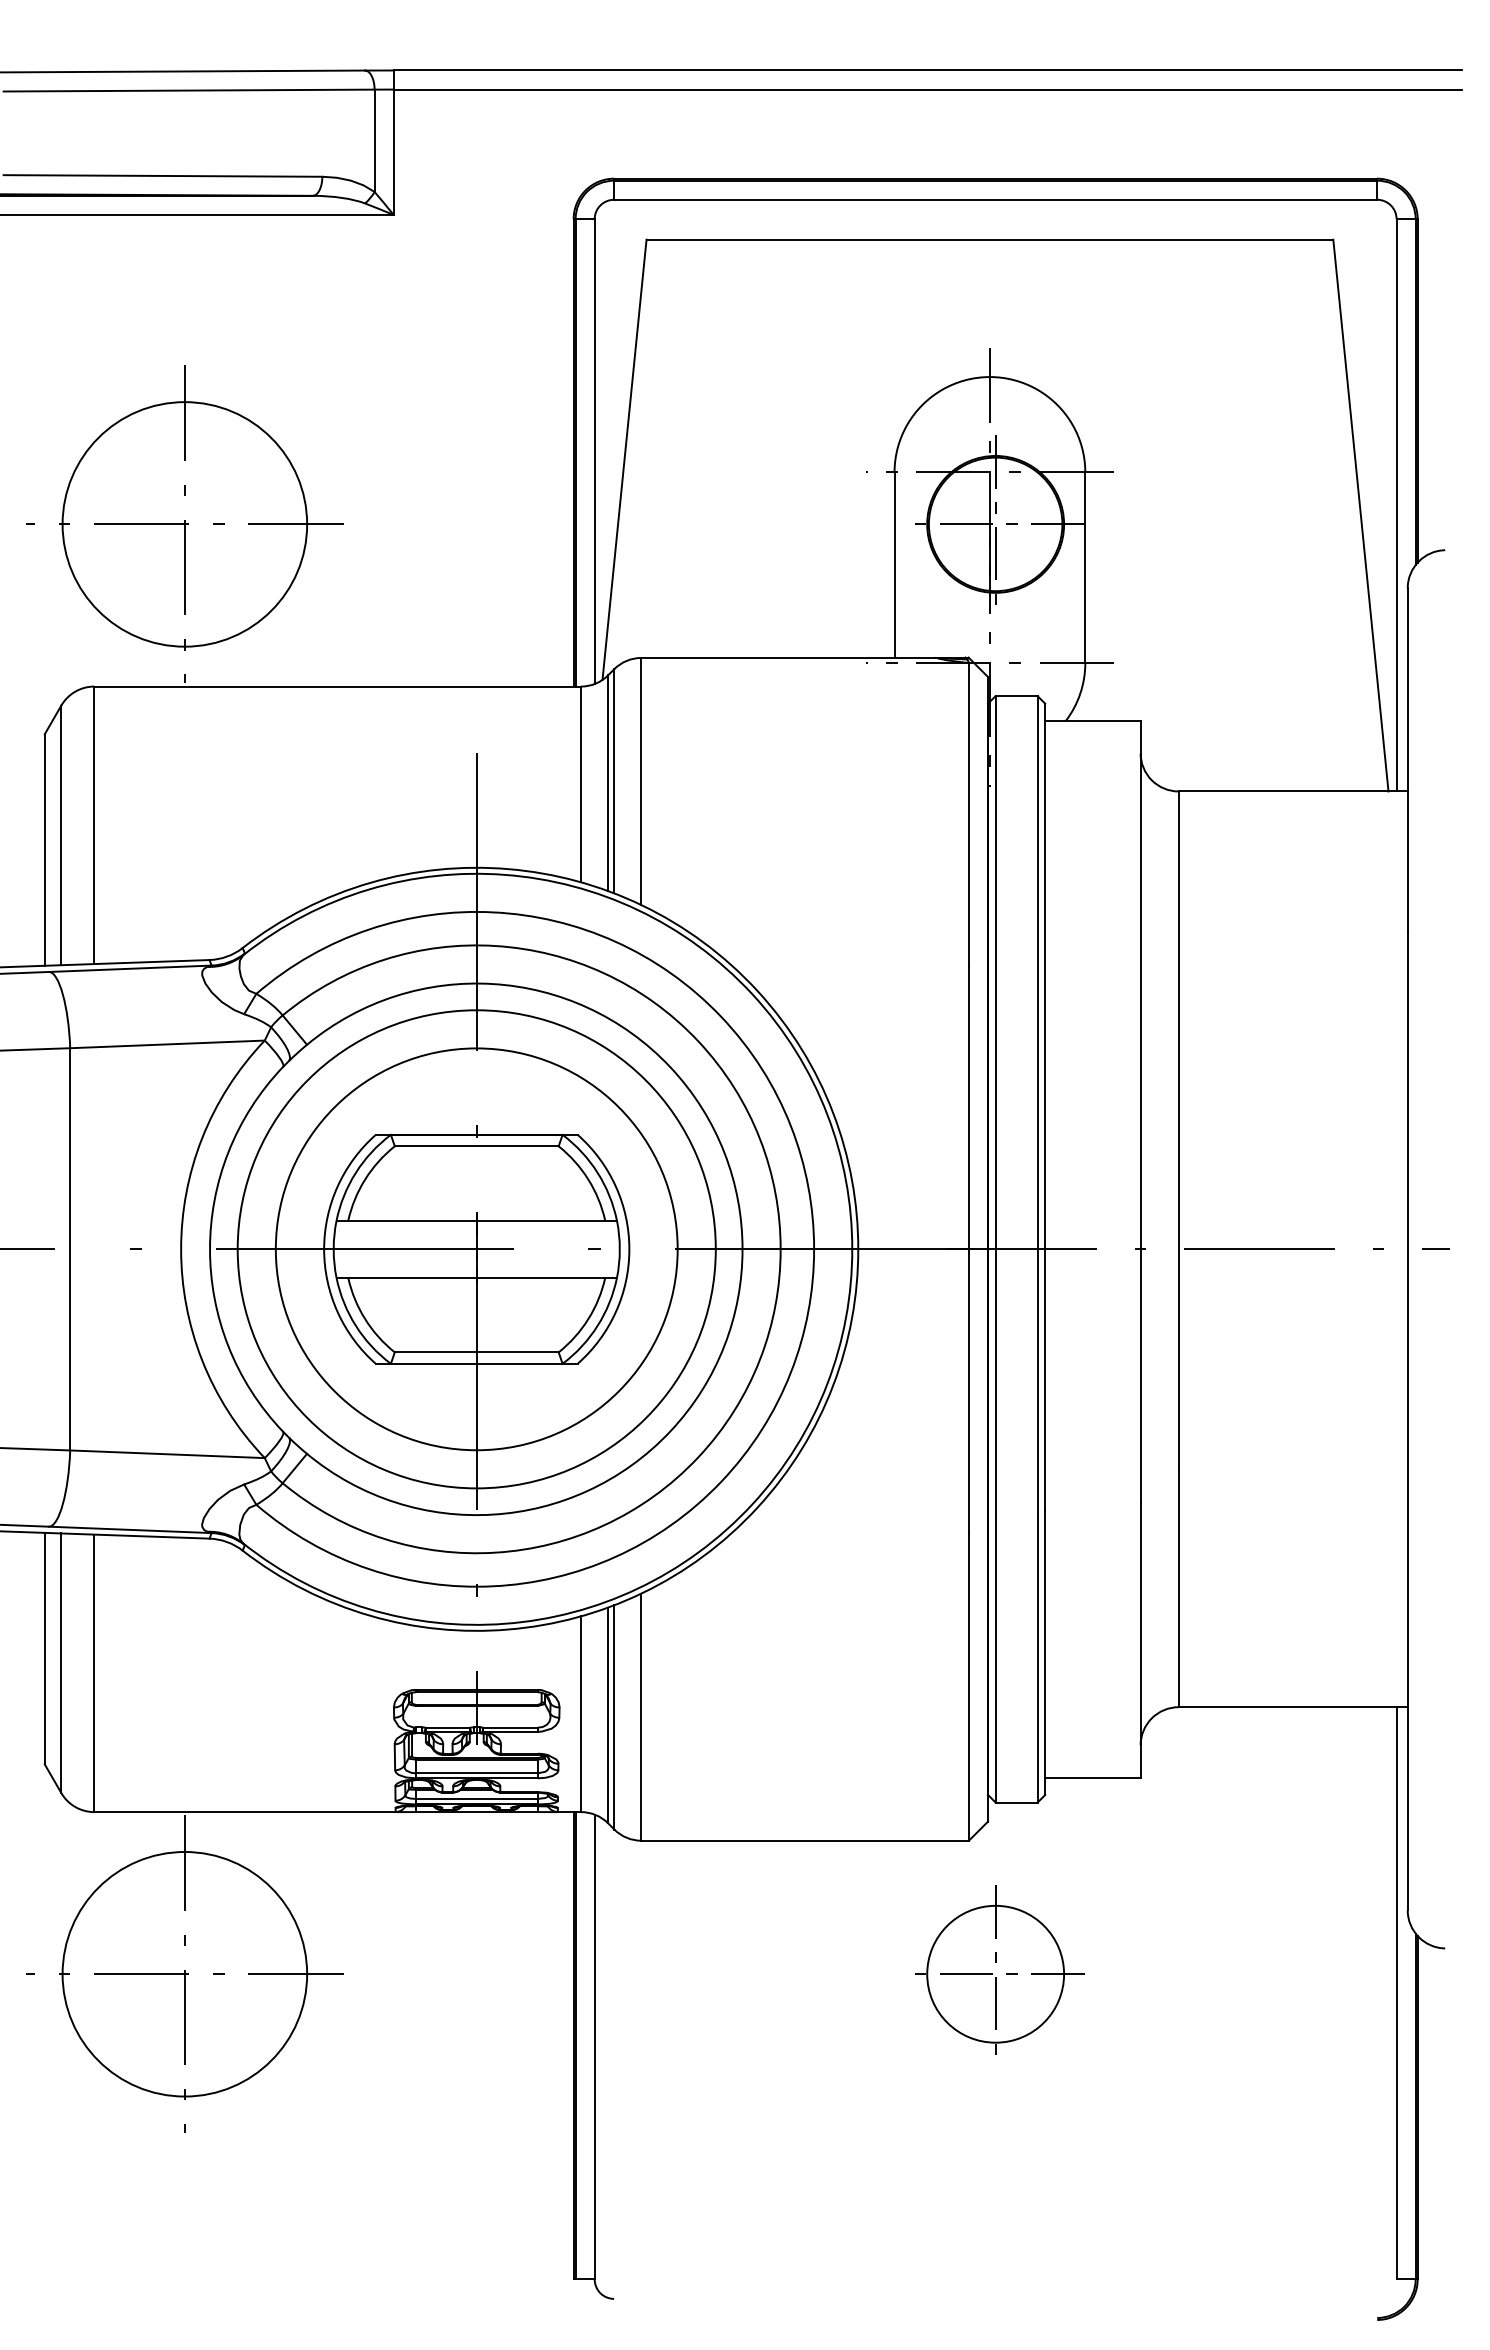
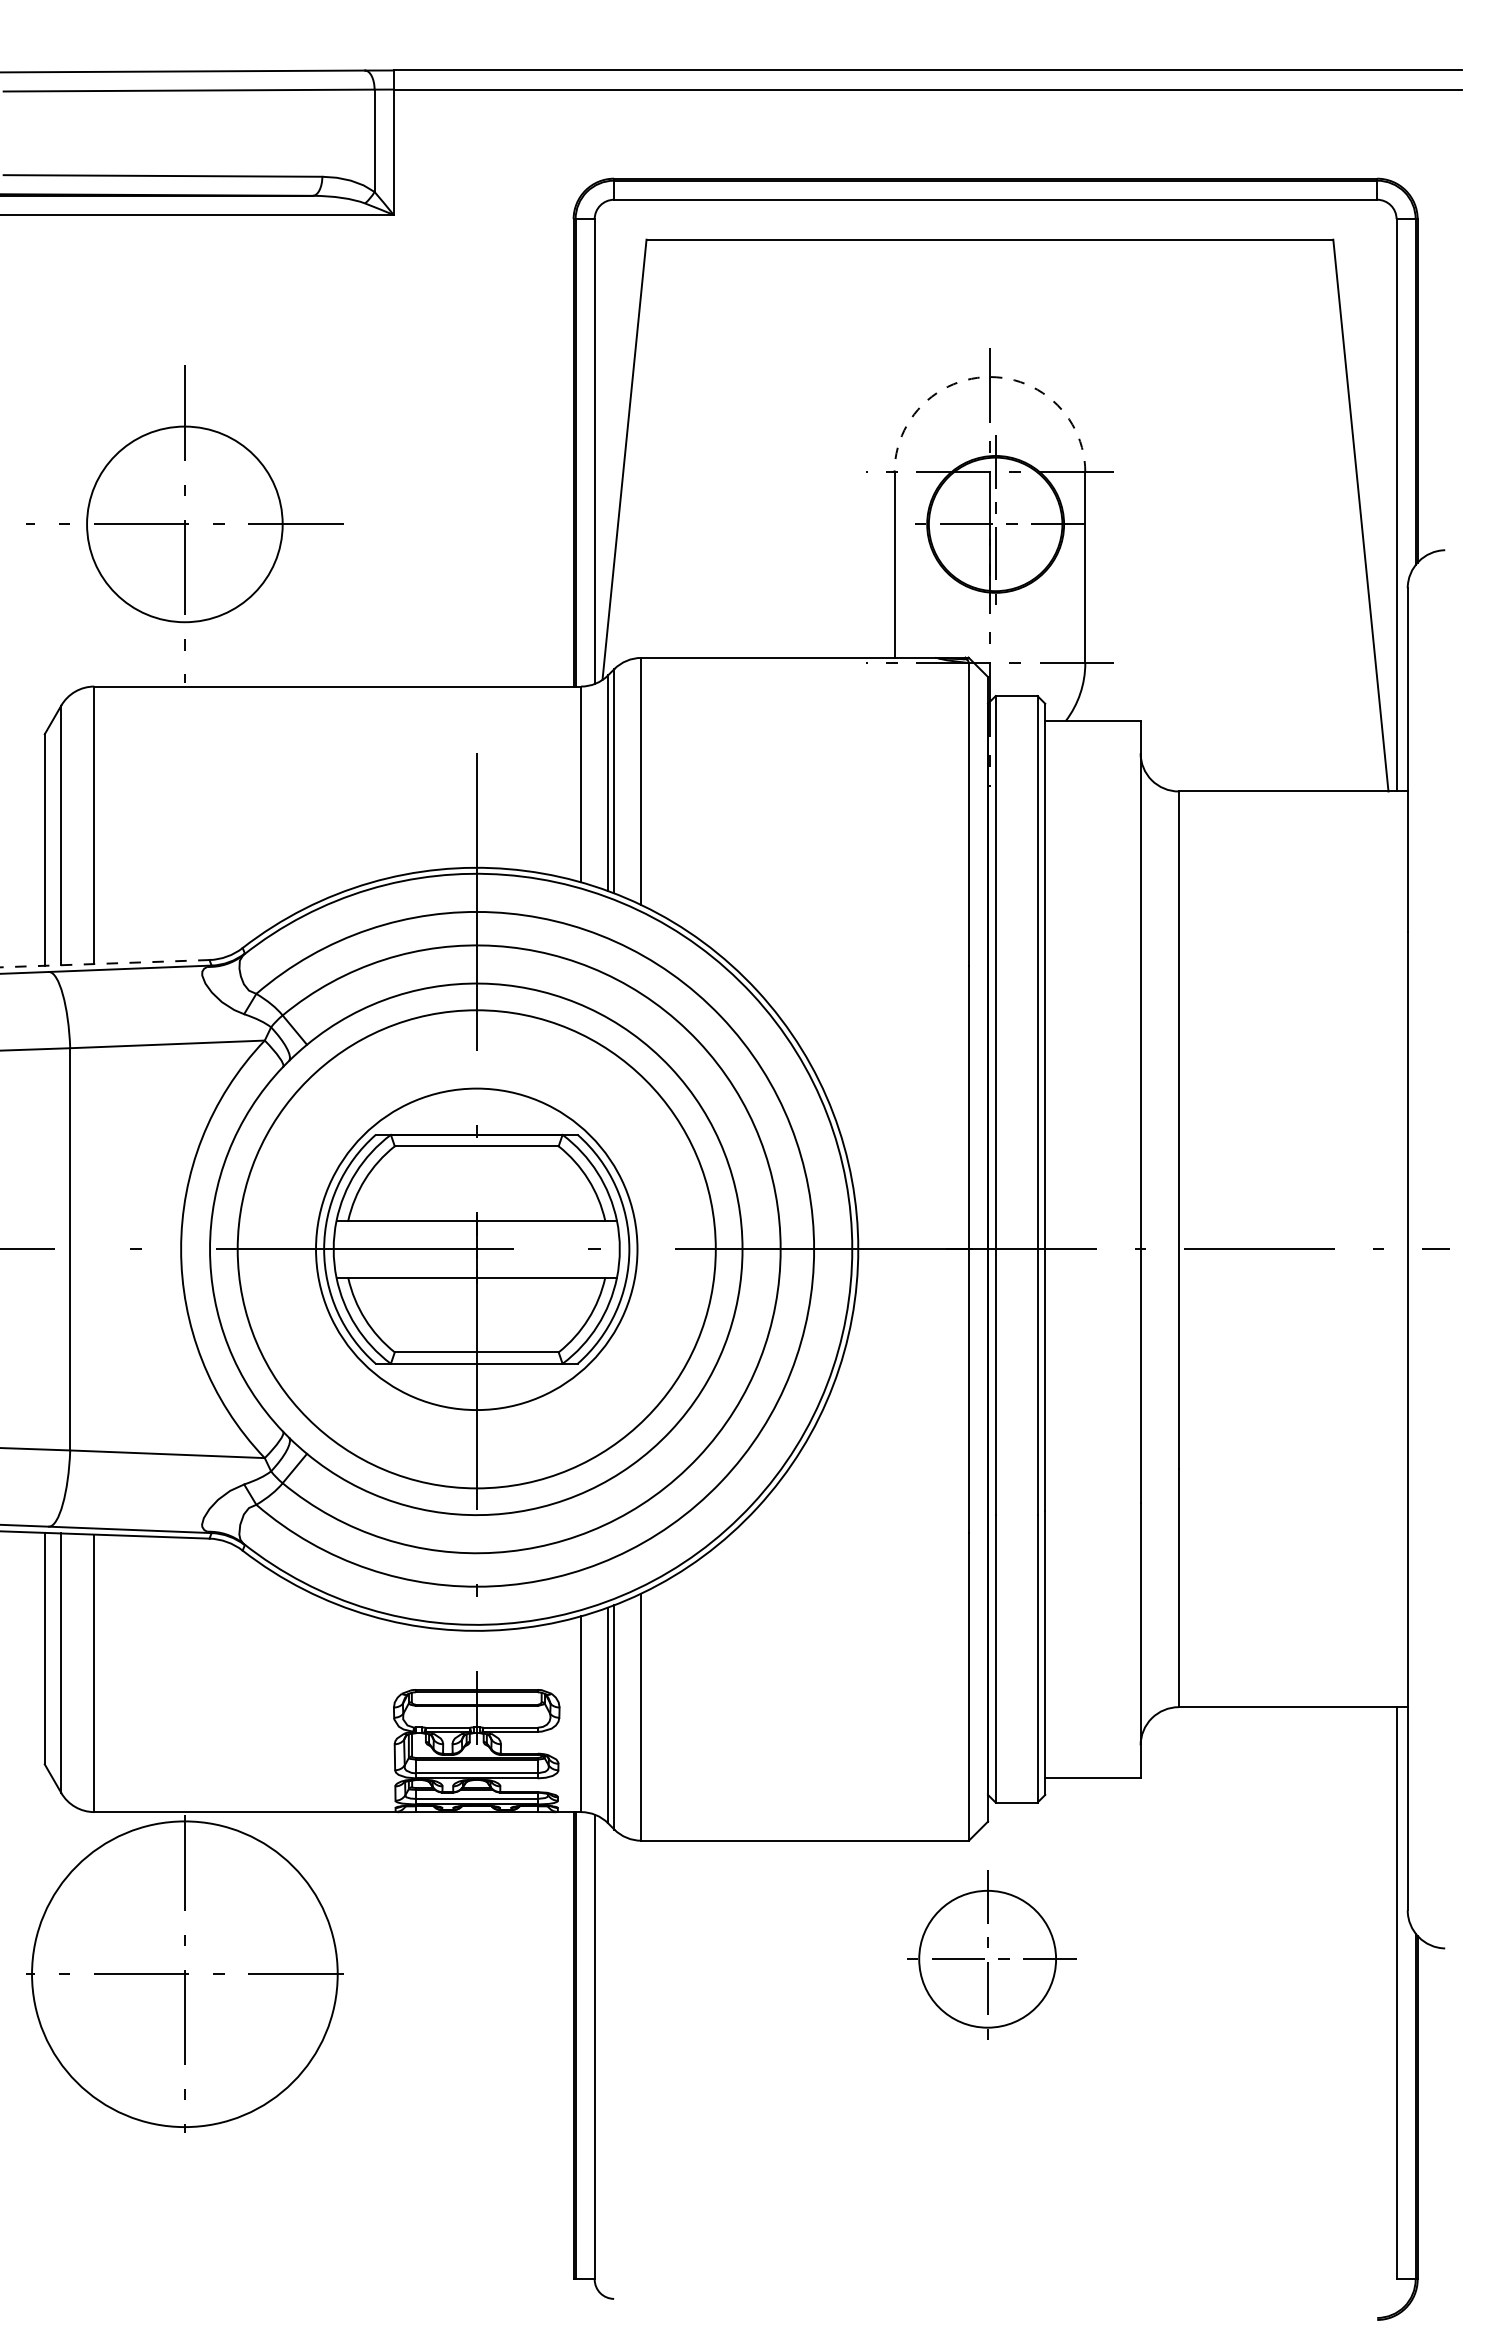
arc: solid -> dashed (989, 377)
circle diameter: 245 px -> 196 px (184, 524)
line: solid -> dashed (104, 963)
circle diameter: 402 px -> 321 px (476, 1249)
part position: (999, 1969) -> (991, 1954) (991, 1954)
circle diameter: 245 px -> 306 px (184, 1974)
